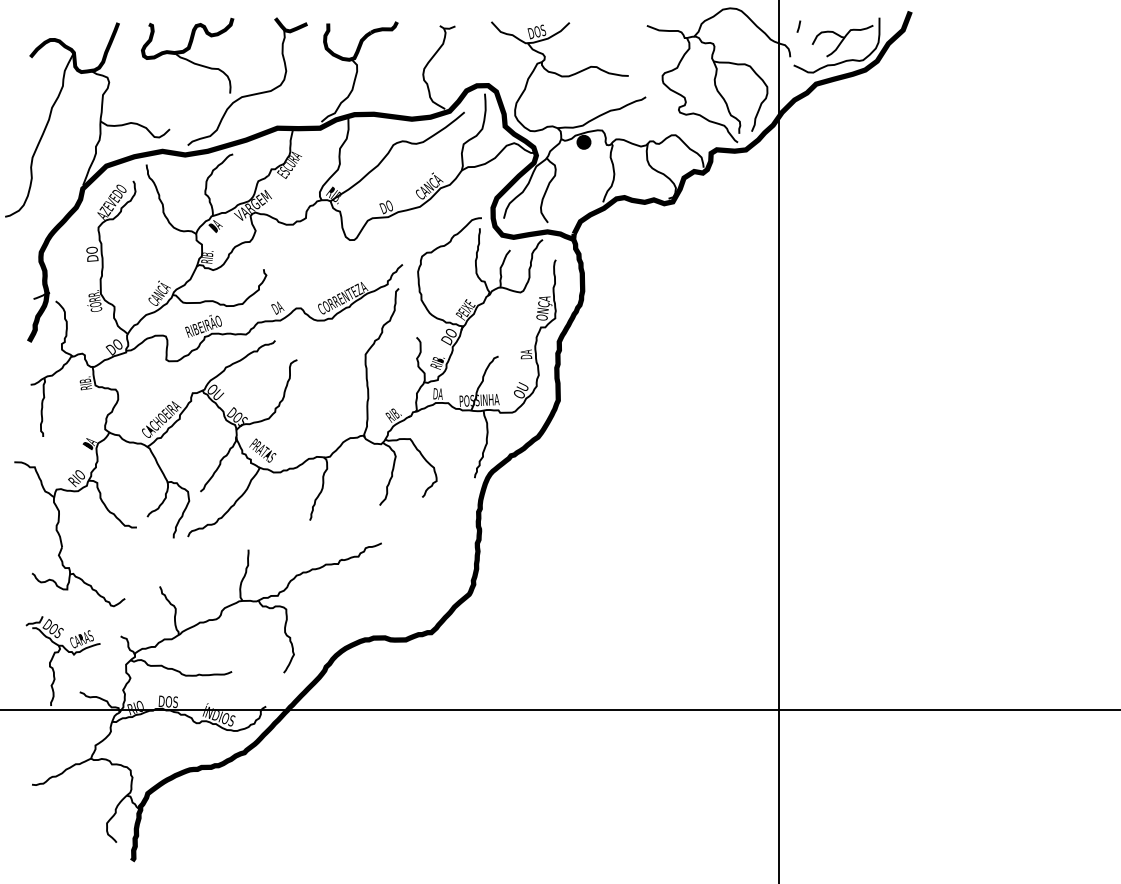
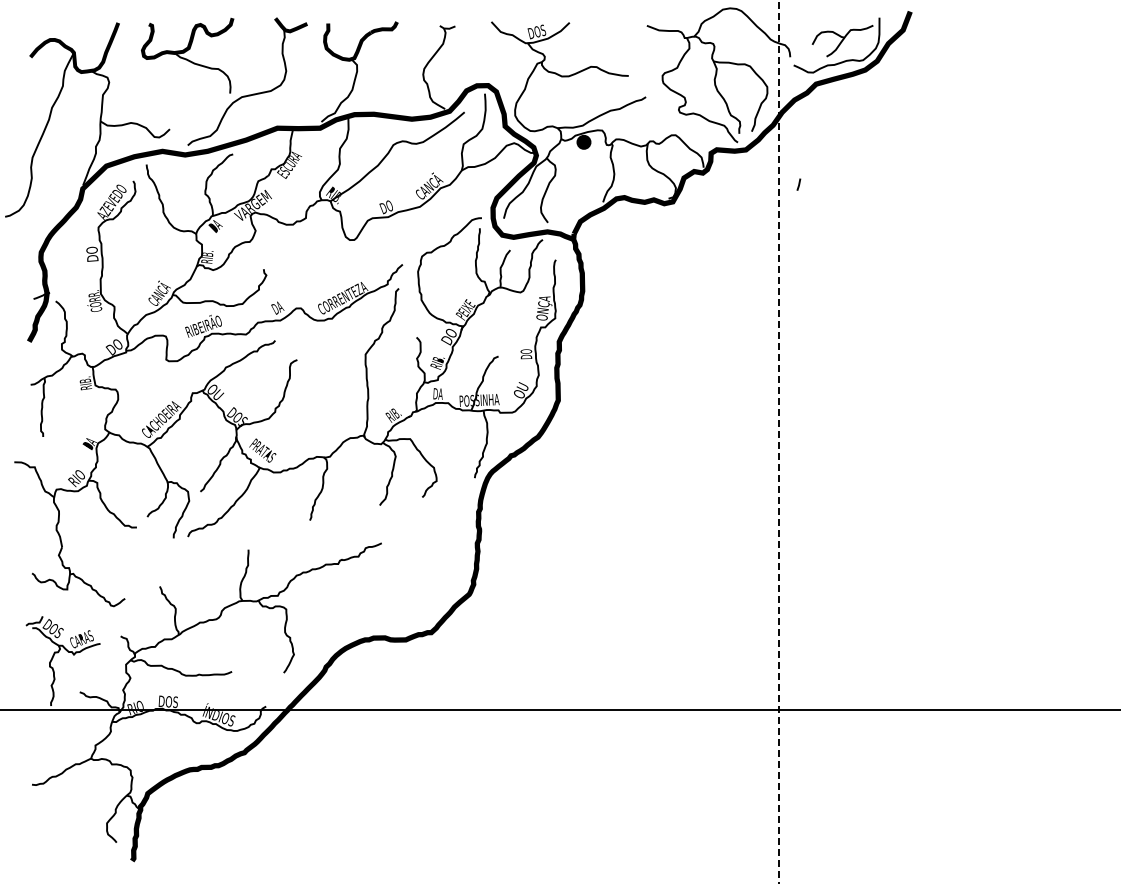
line position: (798, 26) -> (798, 184) (798, 184)
text: DA -> DO (526, 351)
line: solid -> dashed (779, 441)
